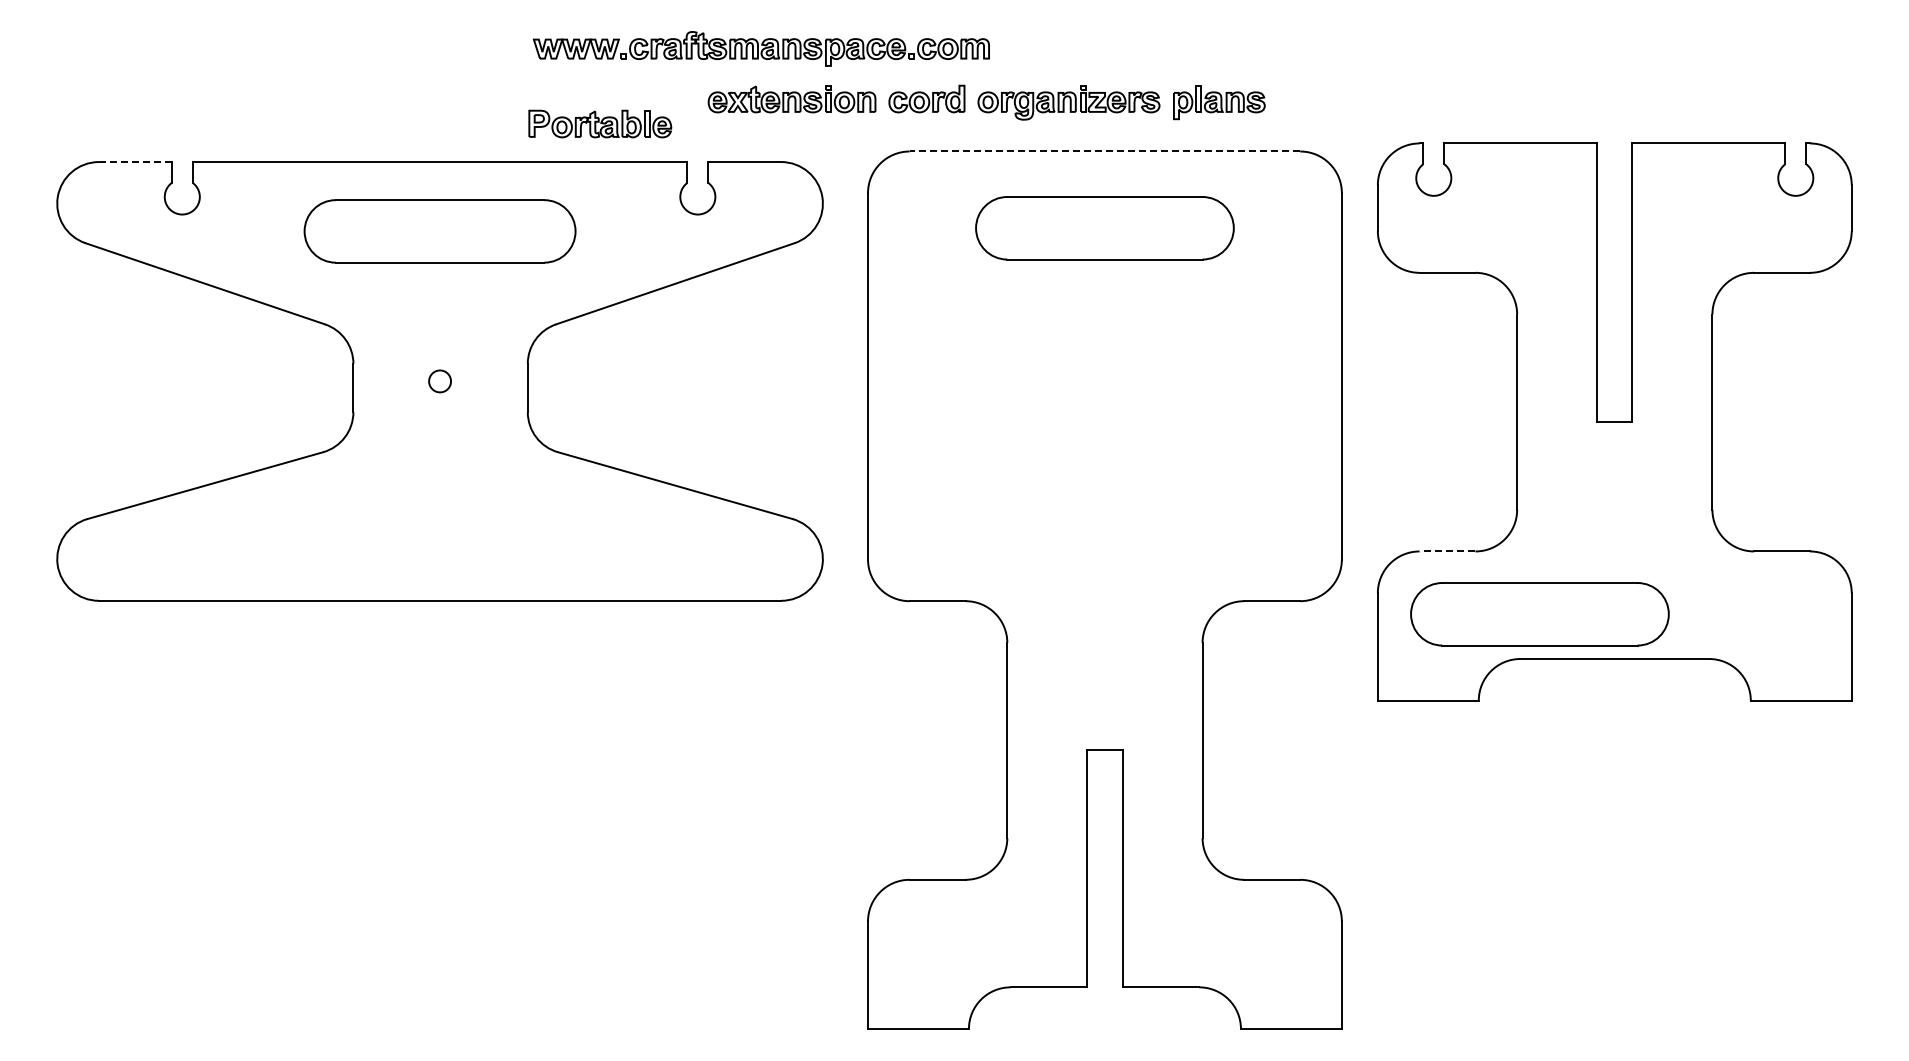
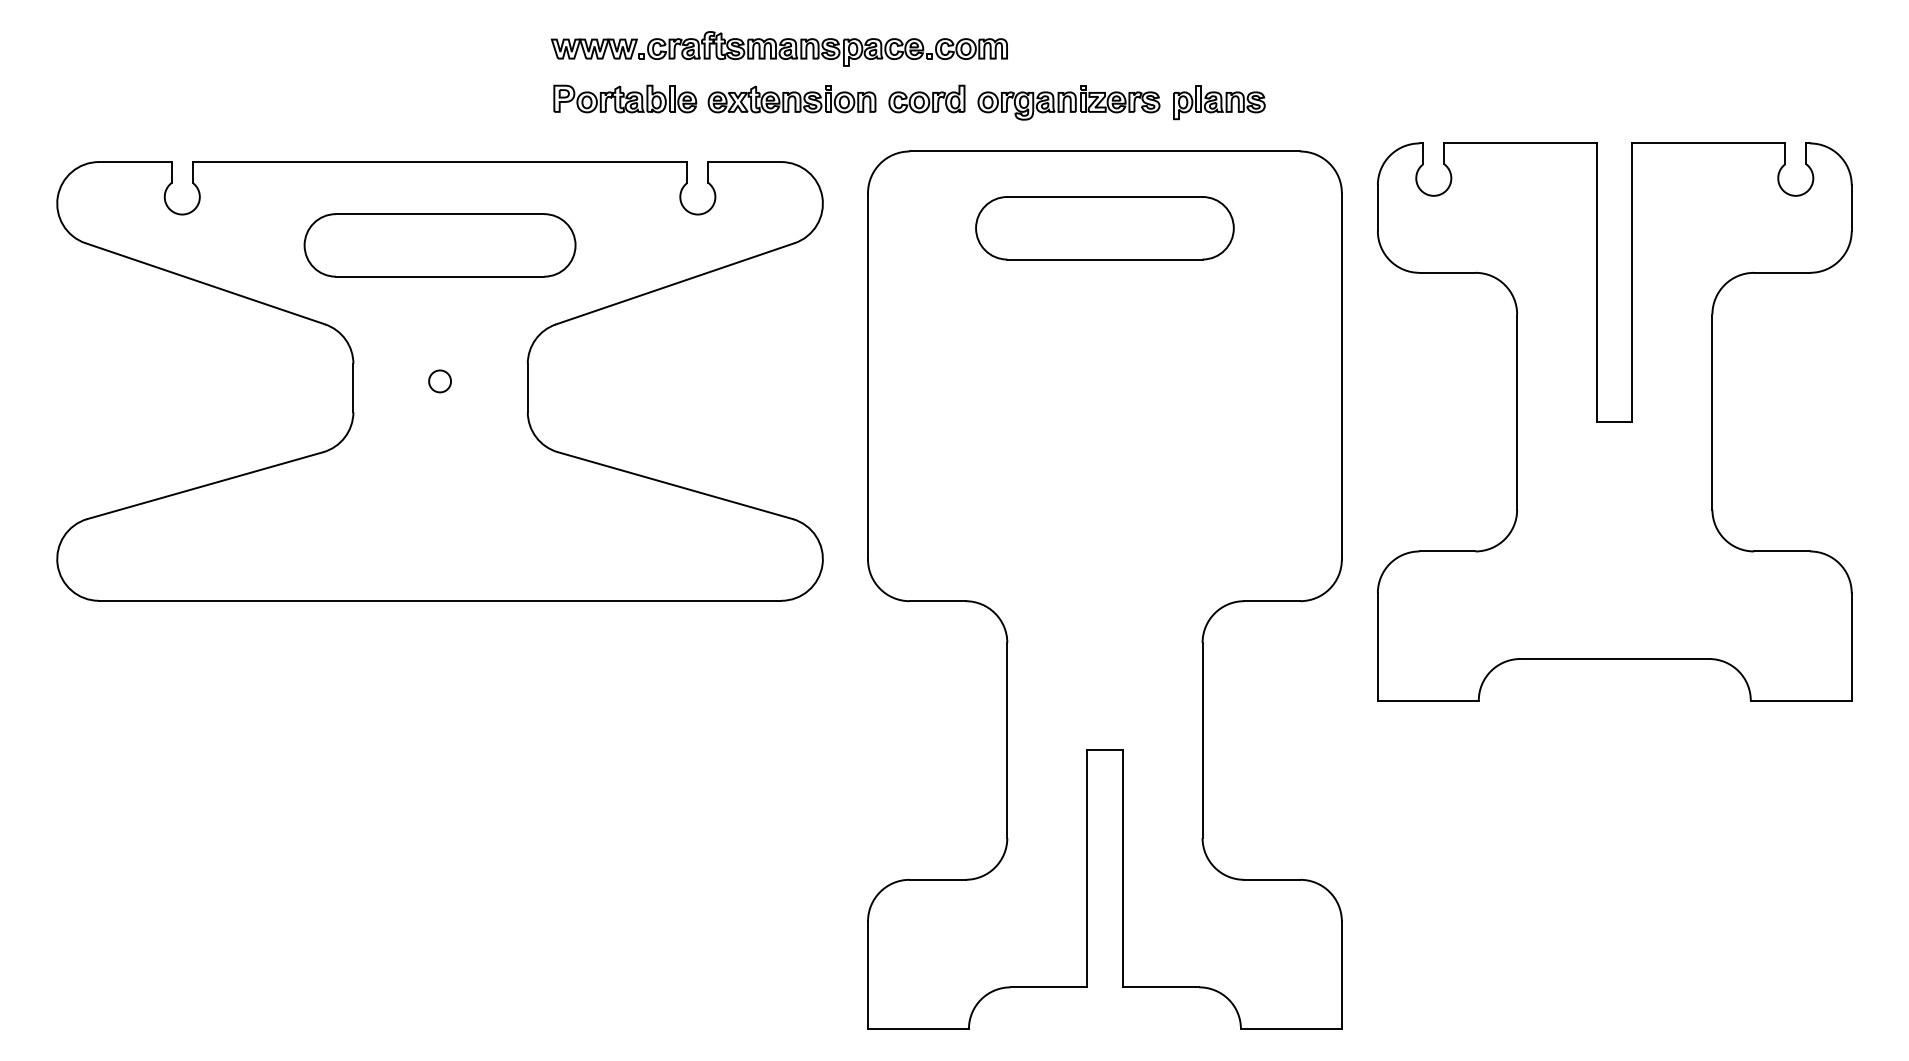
part position: (760, 48) -> (778, 48) (778, 48)
part position: (600, 123) -> (625, 98) (625, 98)
line: dashed -> solid (1104, 151)
line: dashed -> solid (134, 162)
part position: (439, 231) -> (439, 245) (439, 245)
line: dashed -> solid (1447, 551)
part: present -> none (1539, 614)
